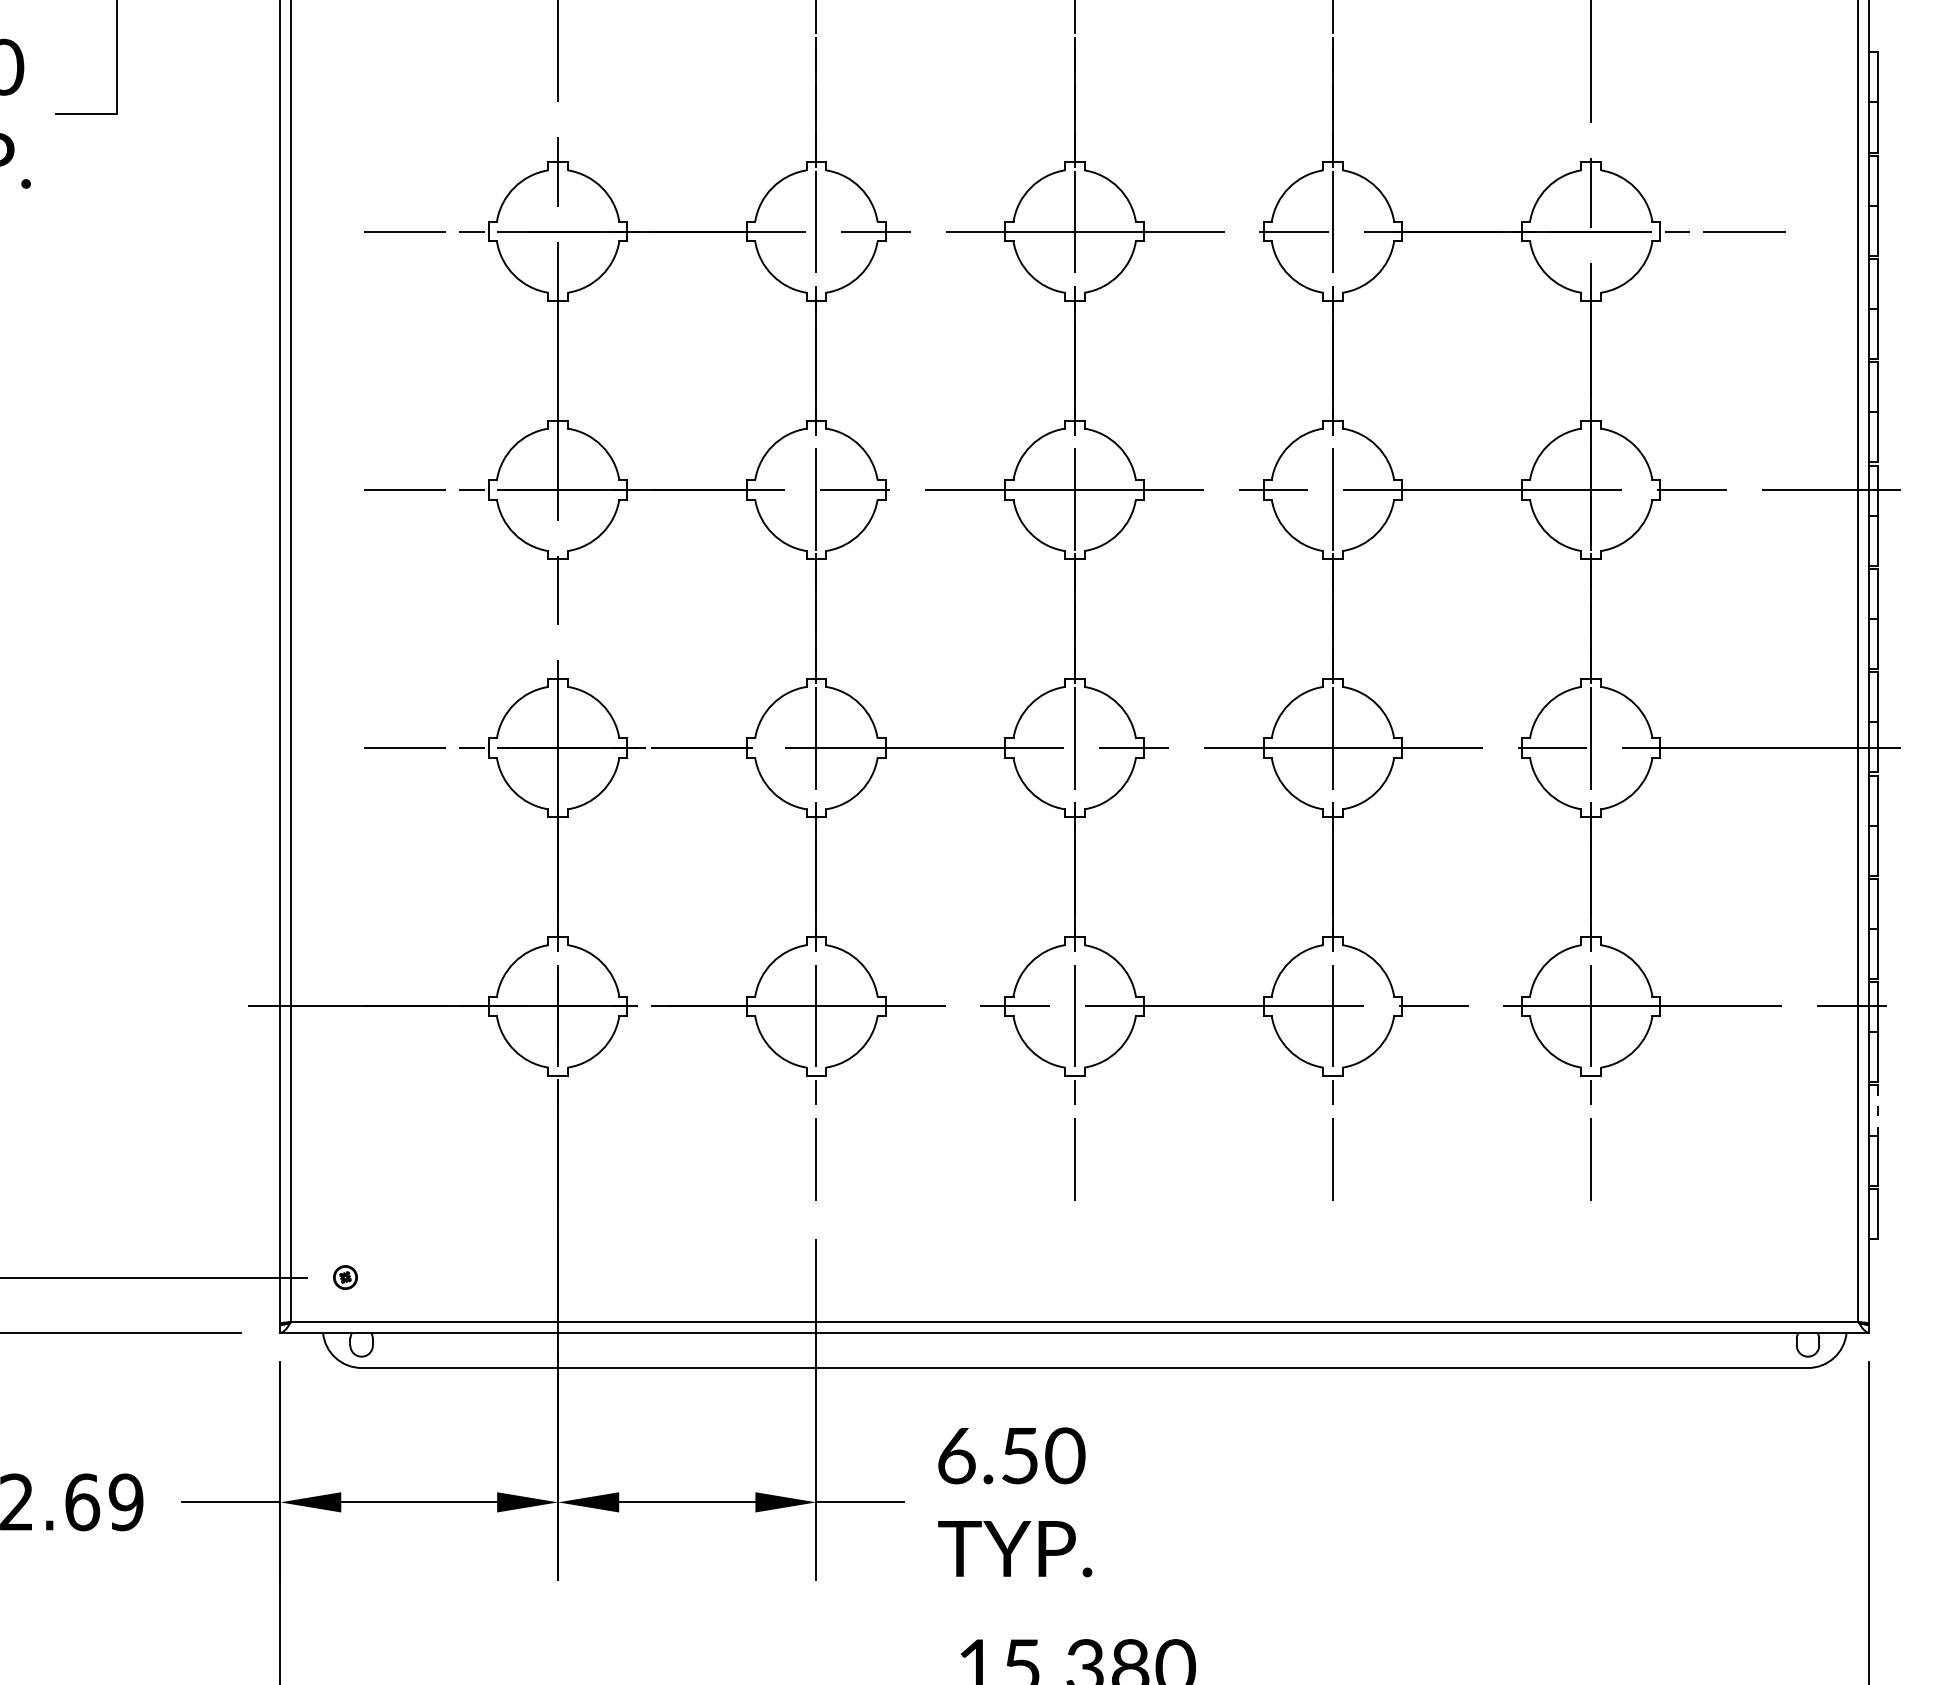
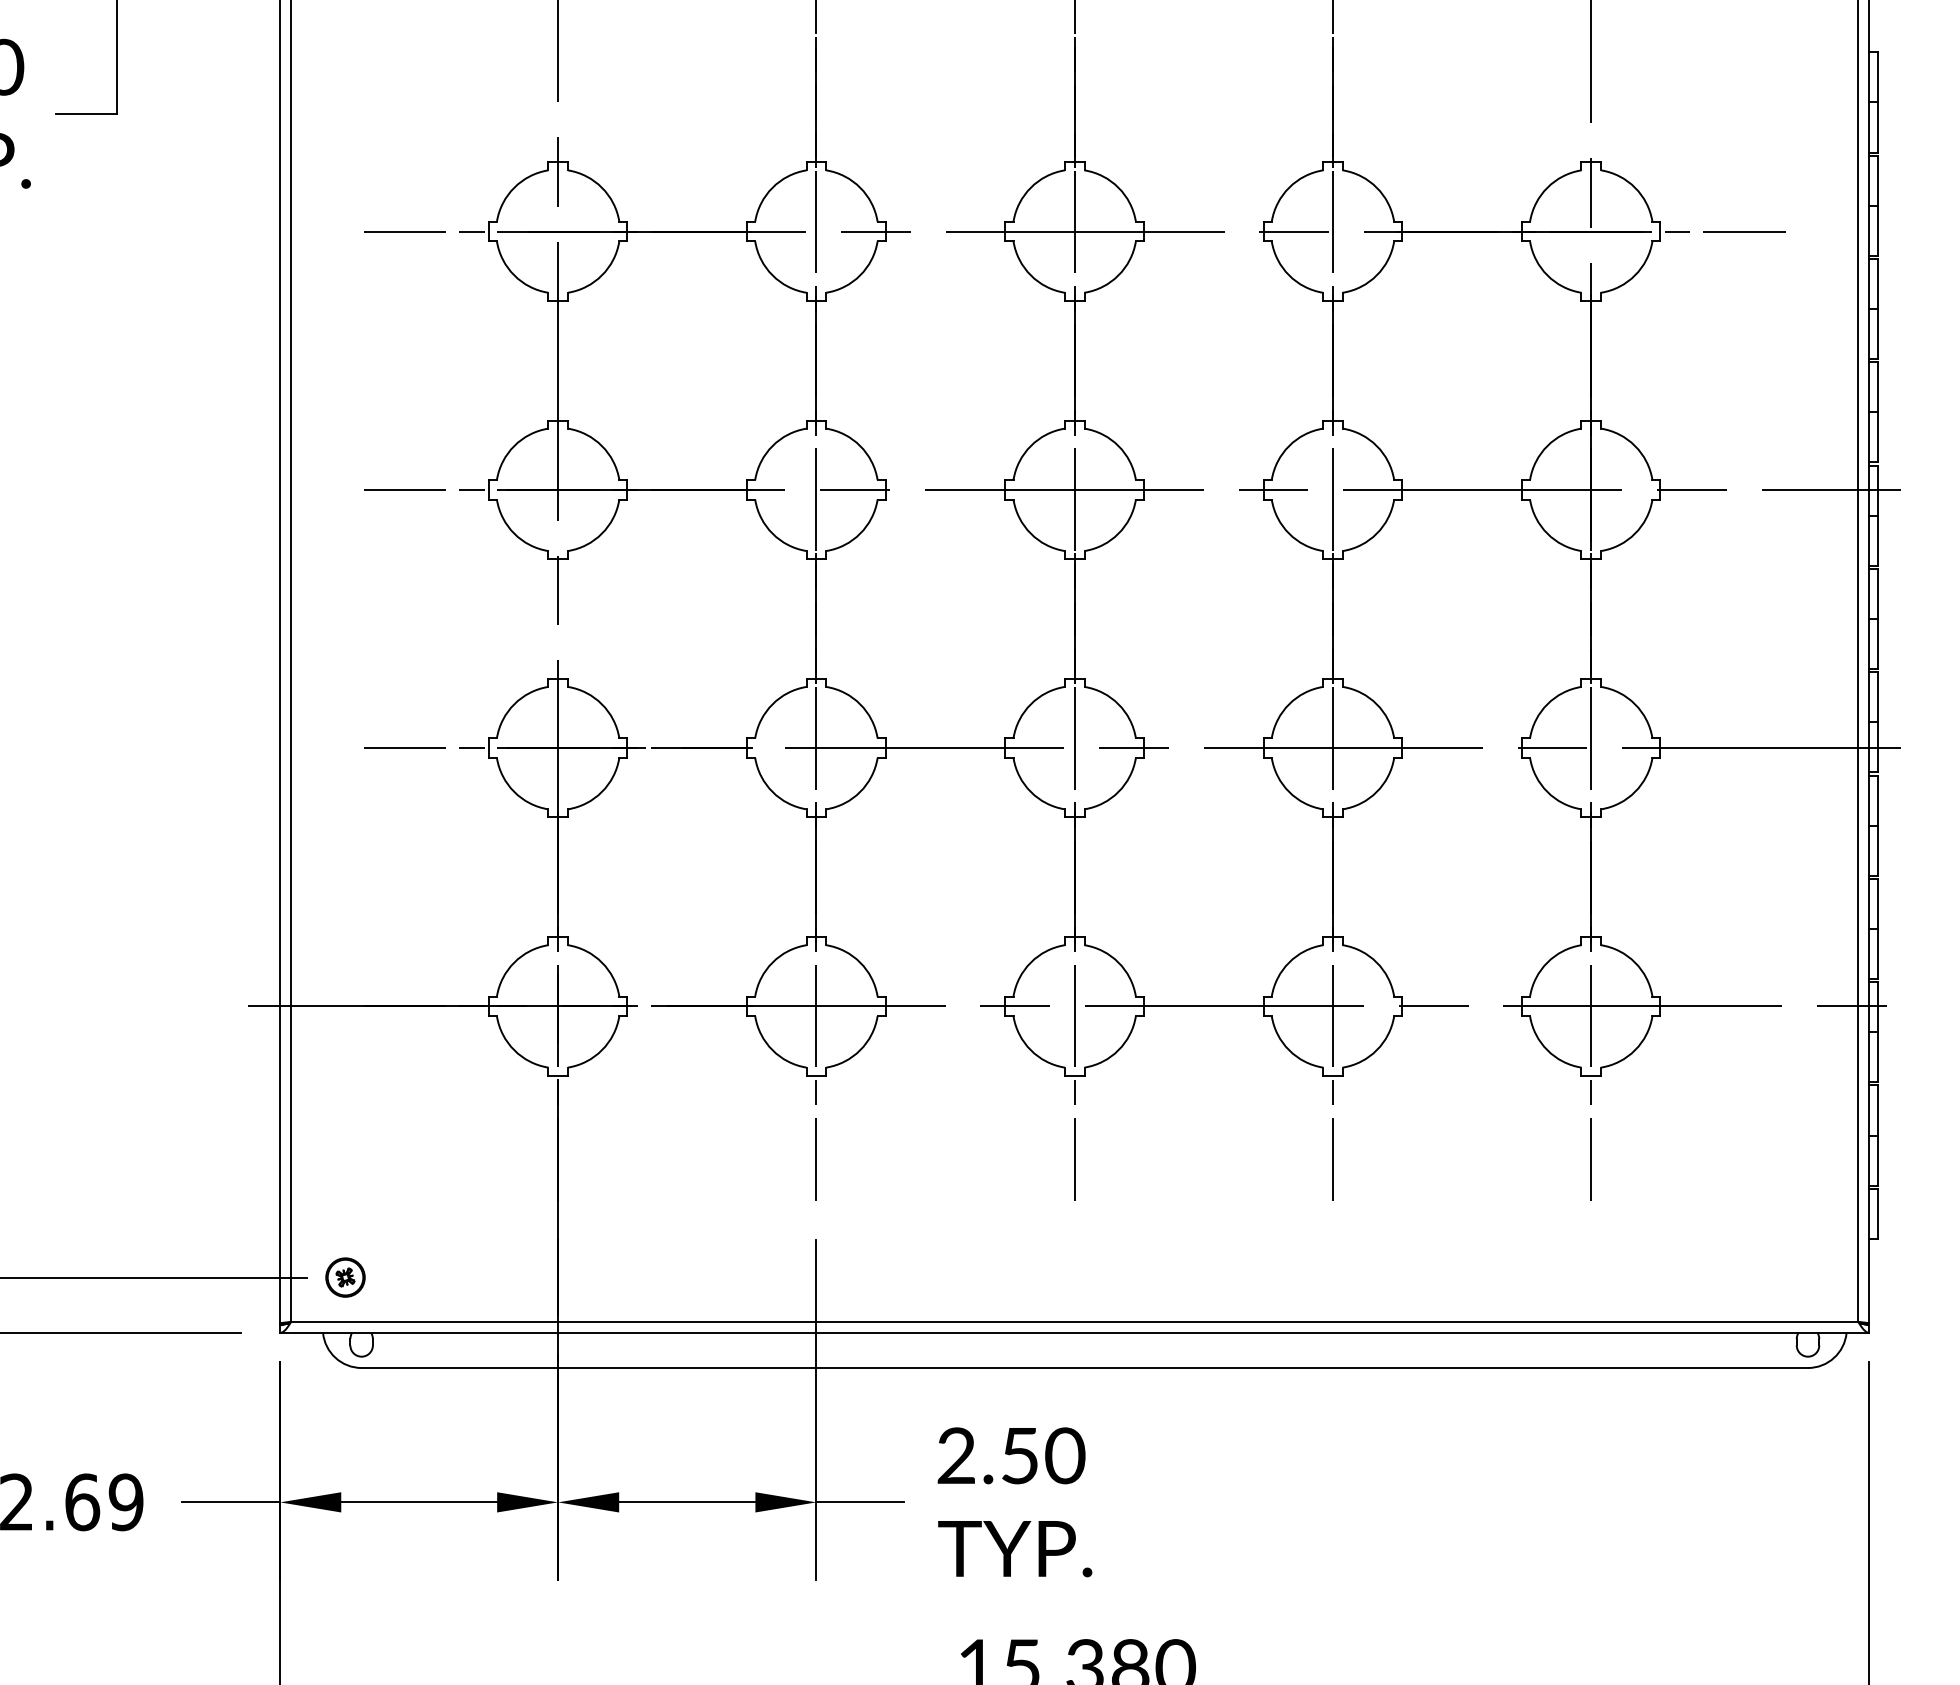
line: dashed -> solid (1877, 1110)
part size: 25x25 px -> 41x41 px (345, 1277)
text: 6.50 -> 2.50 (956, 1455)
